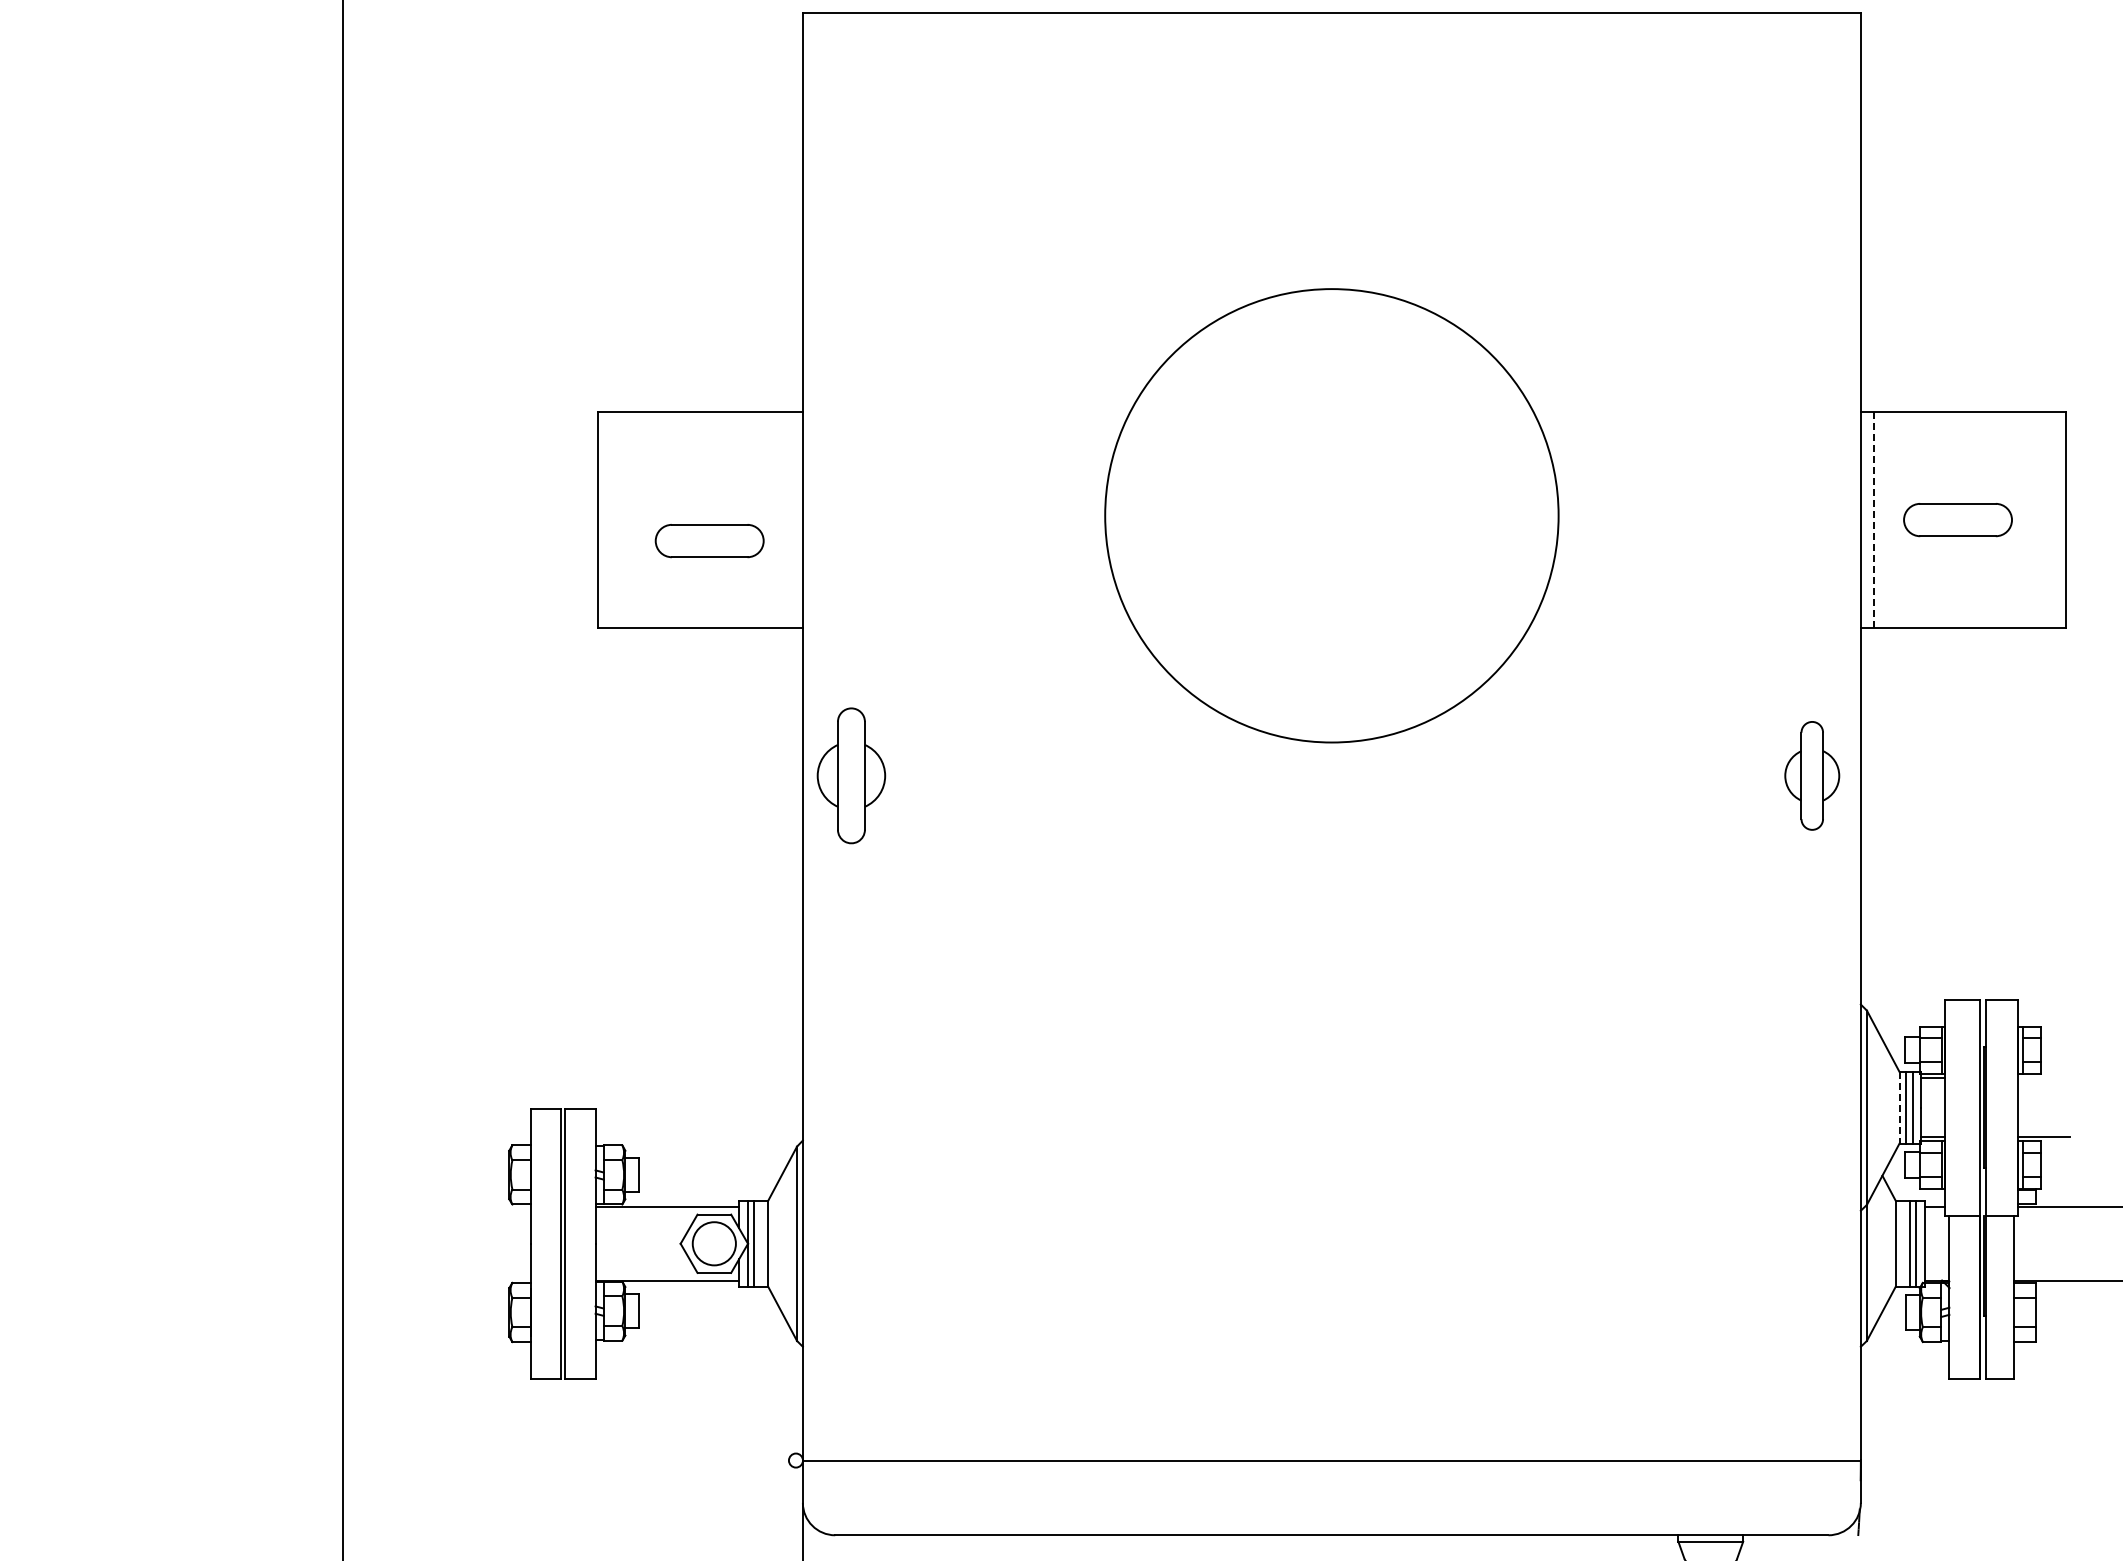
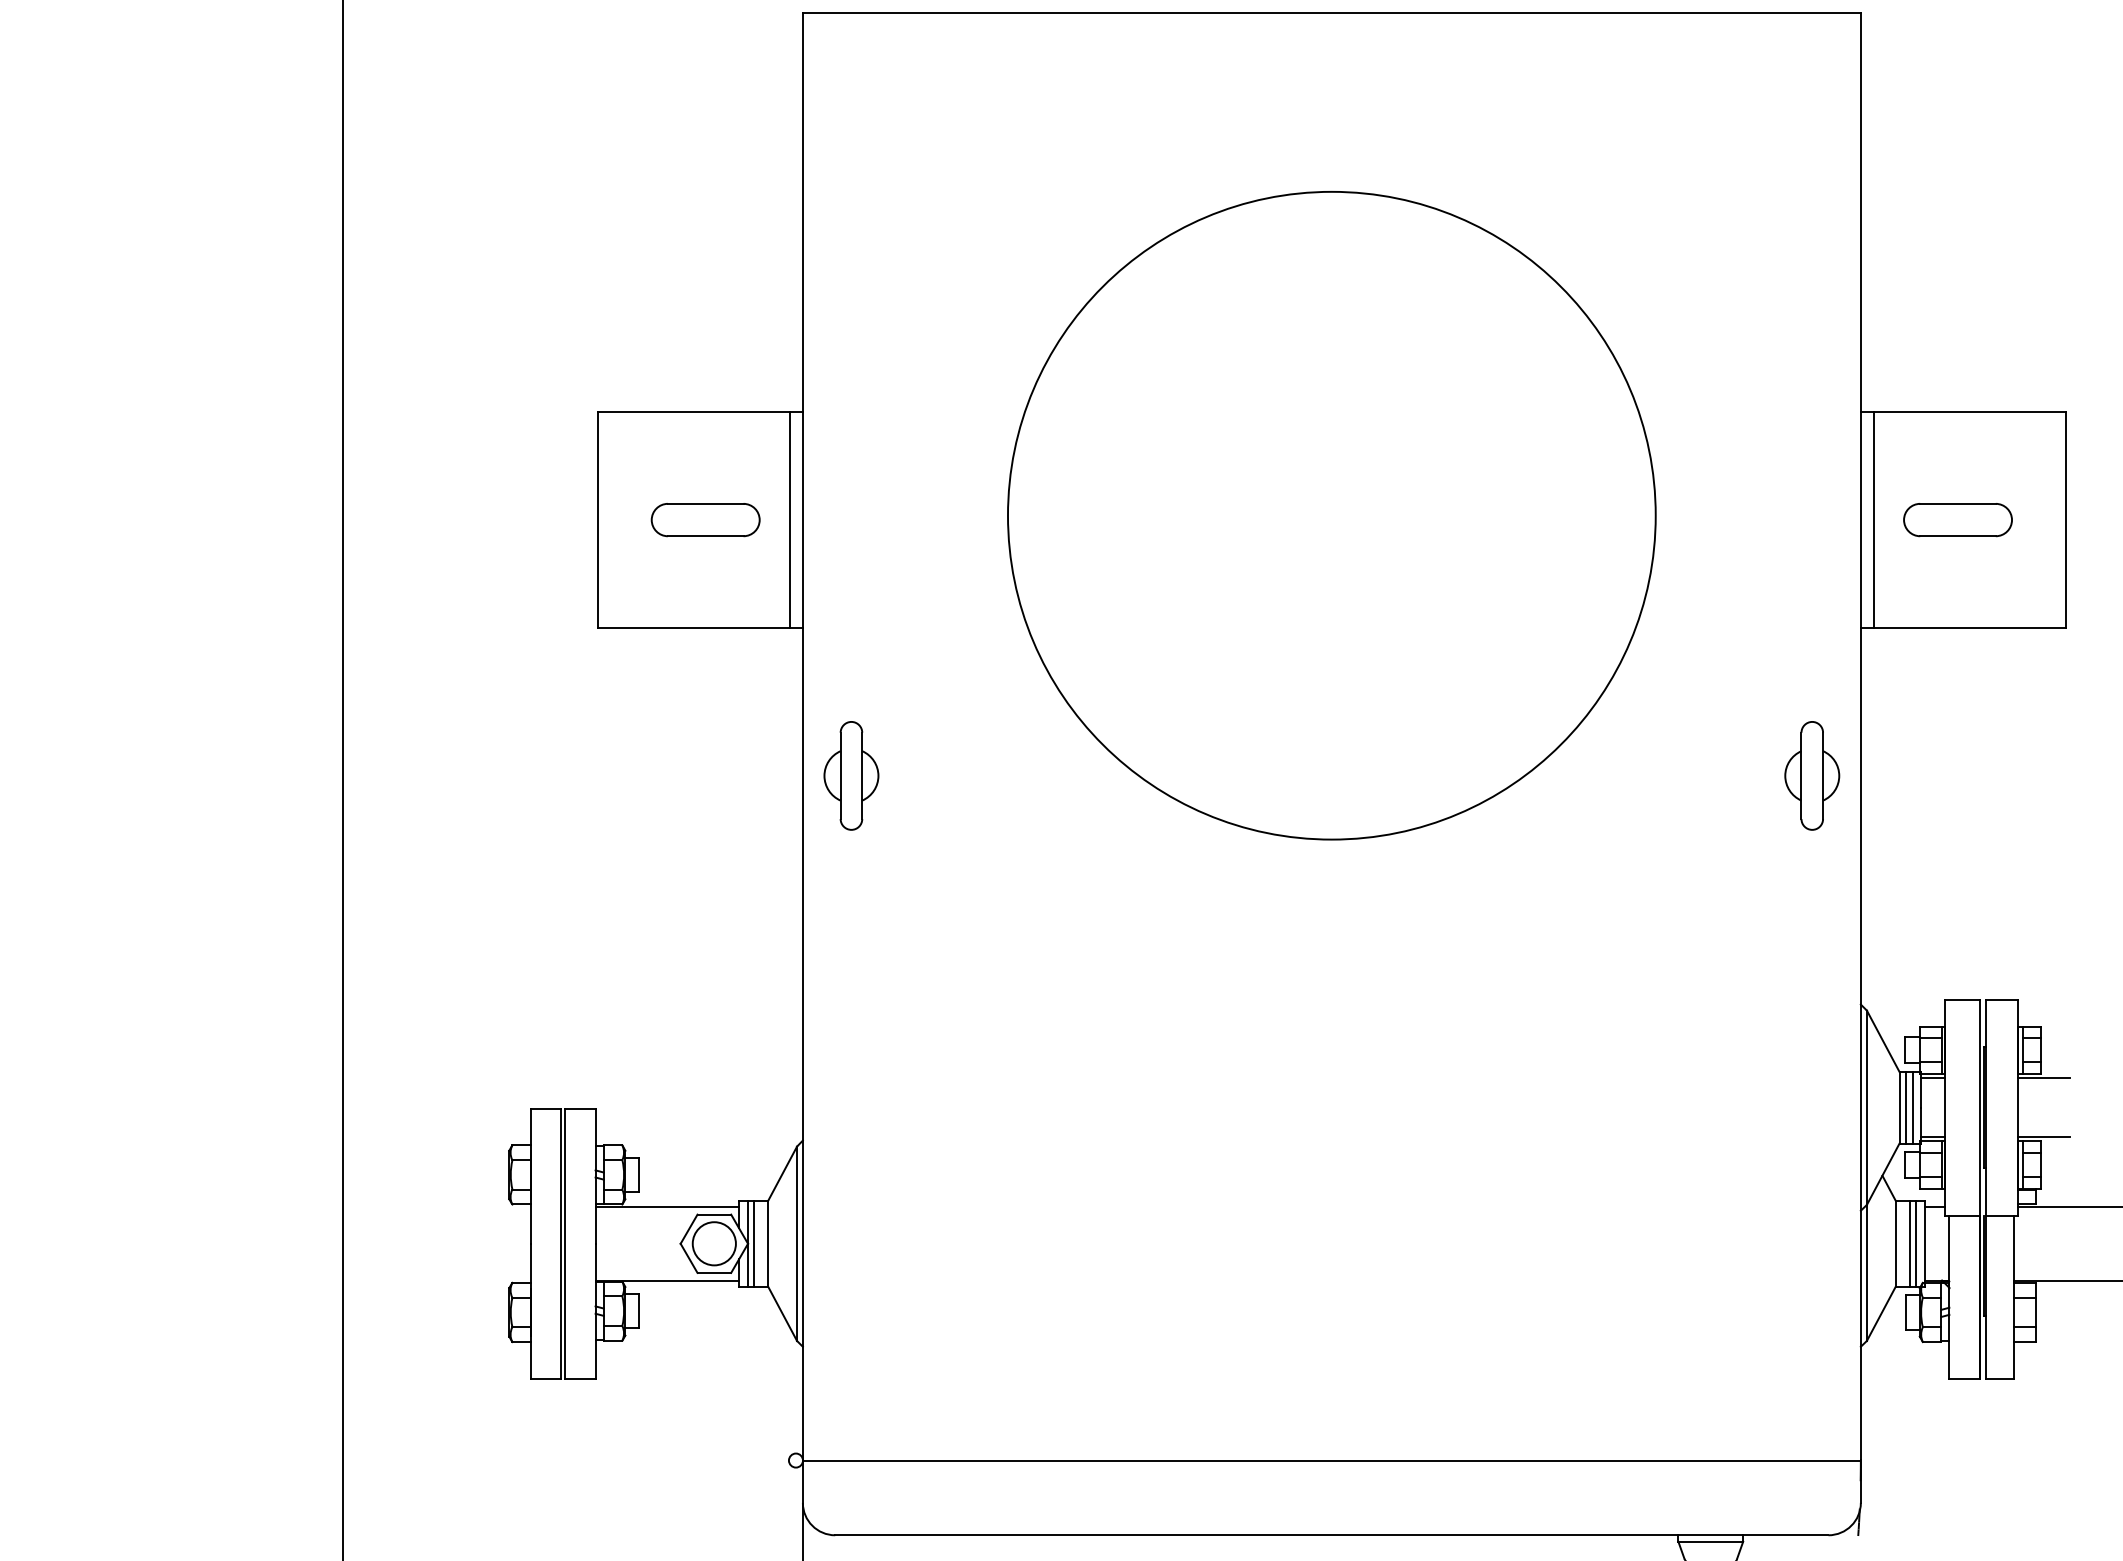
circle size: 456x456 px -> 650x650 px (1331, 515)
line: none -> present (789, 520)
line: dashed -> solid (1873, 520)
part position: (709, 541) -> (705, 520) (705, 520)
part size: 71x138 px -> 57x110 px (851, 775)
line: none -> present (2044, 1078)
line: dashed -> solid (1899, 1107)
